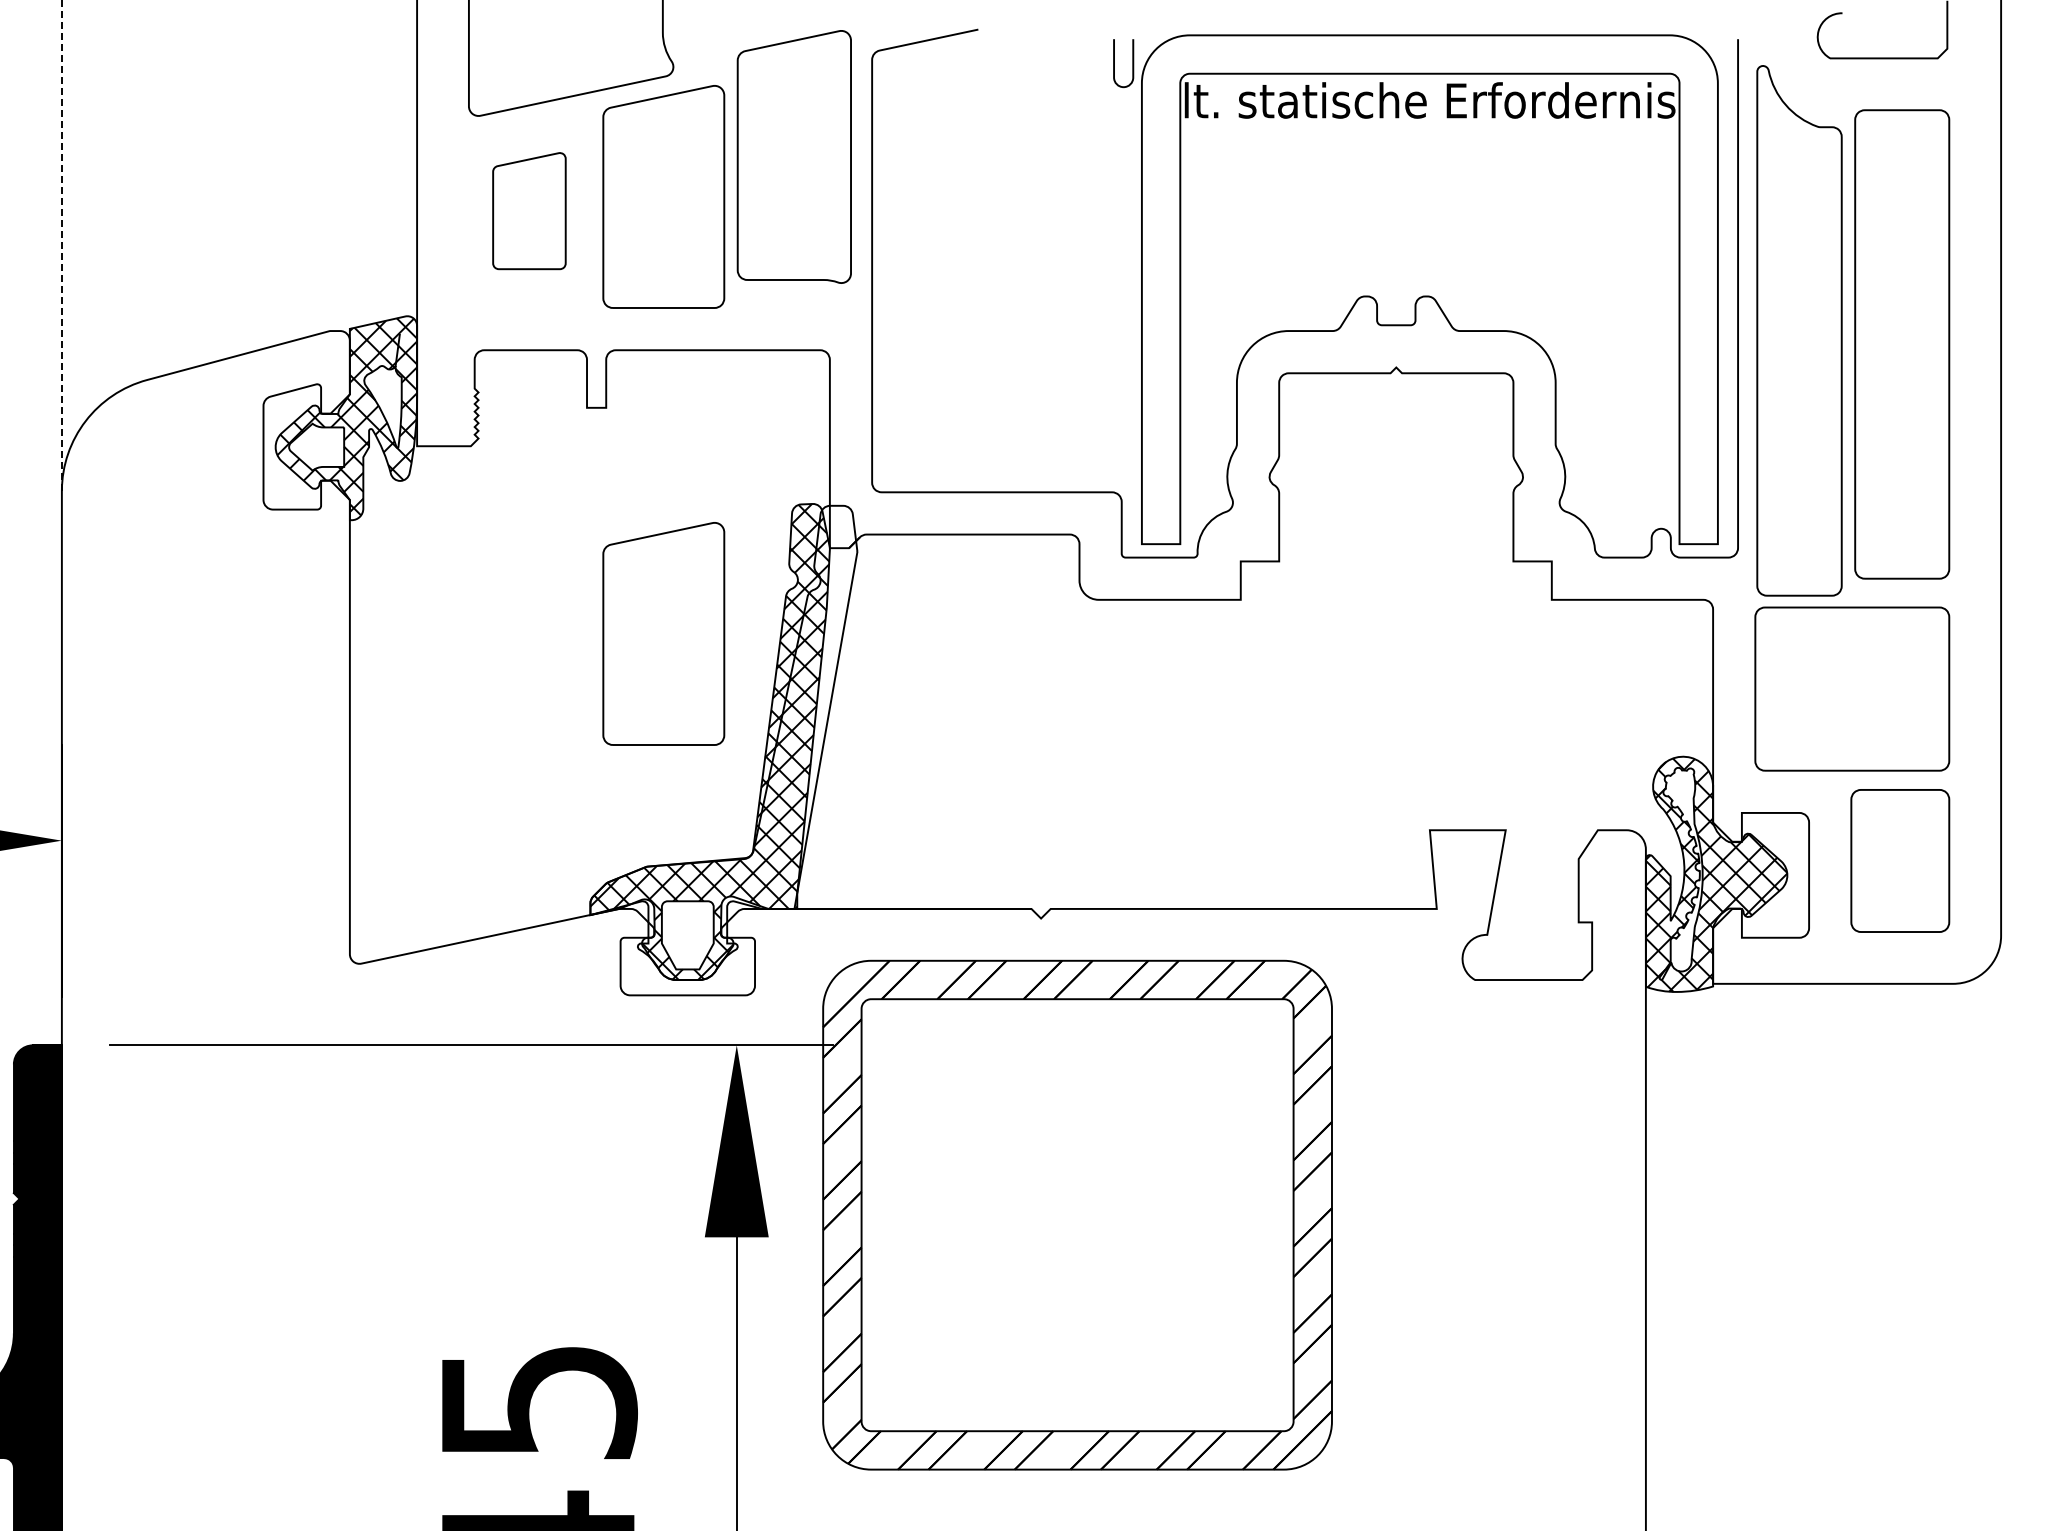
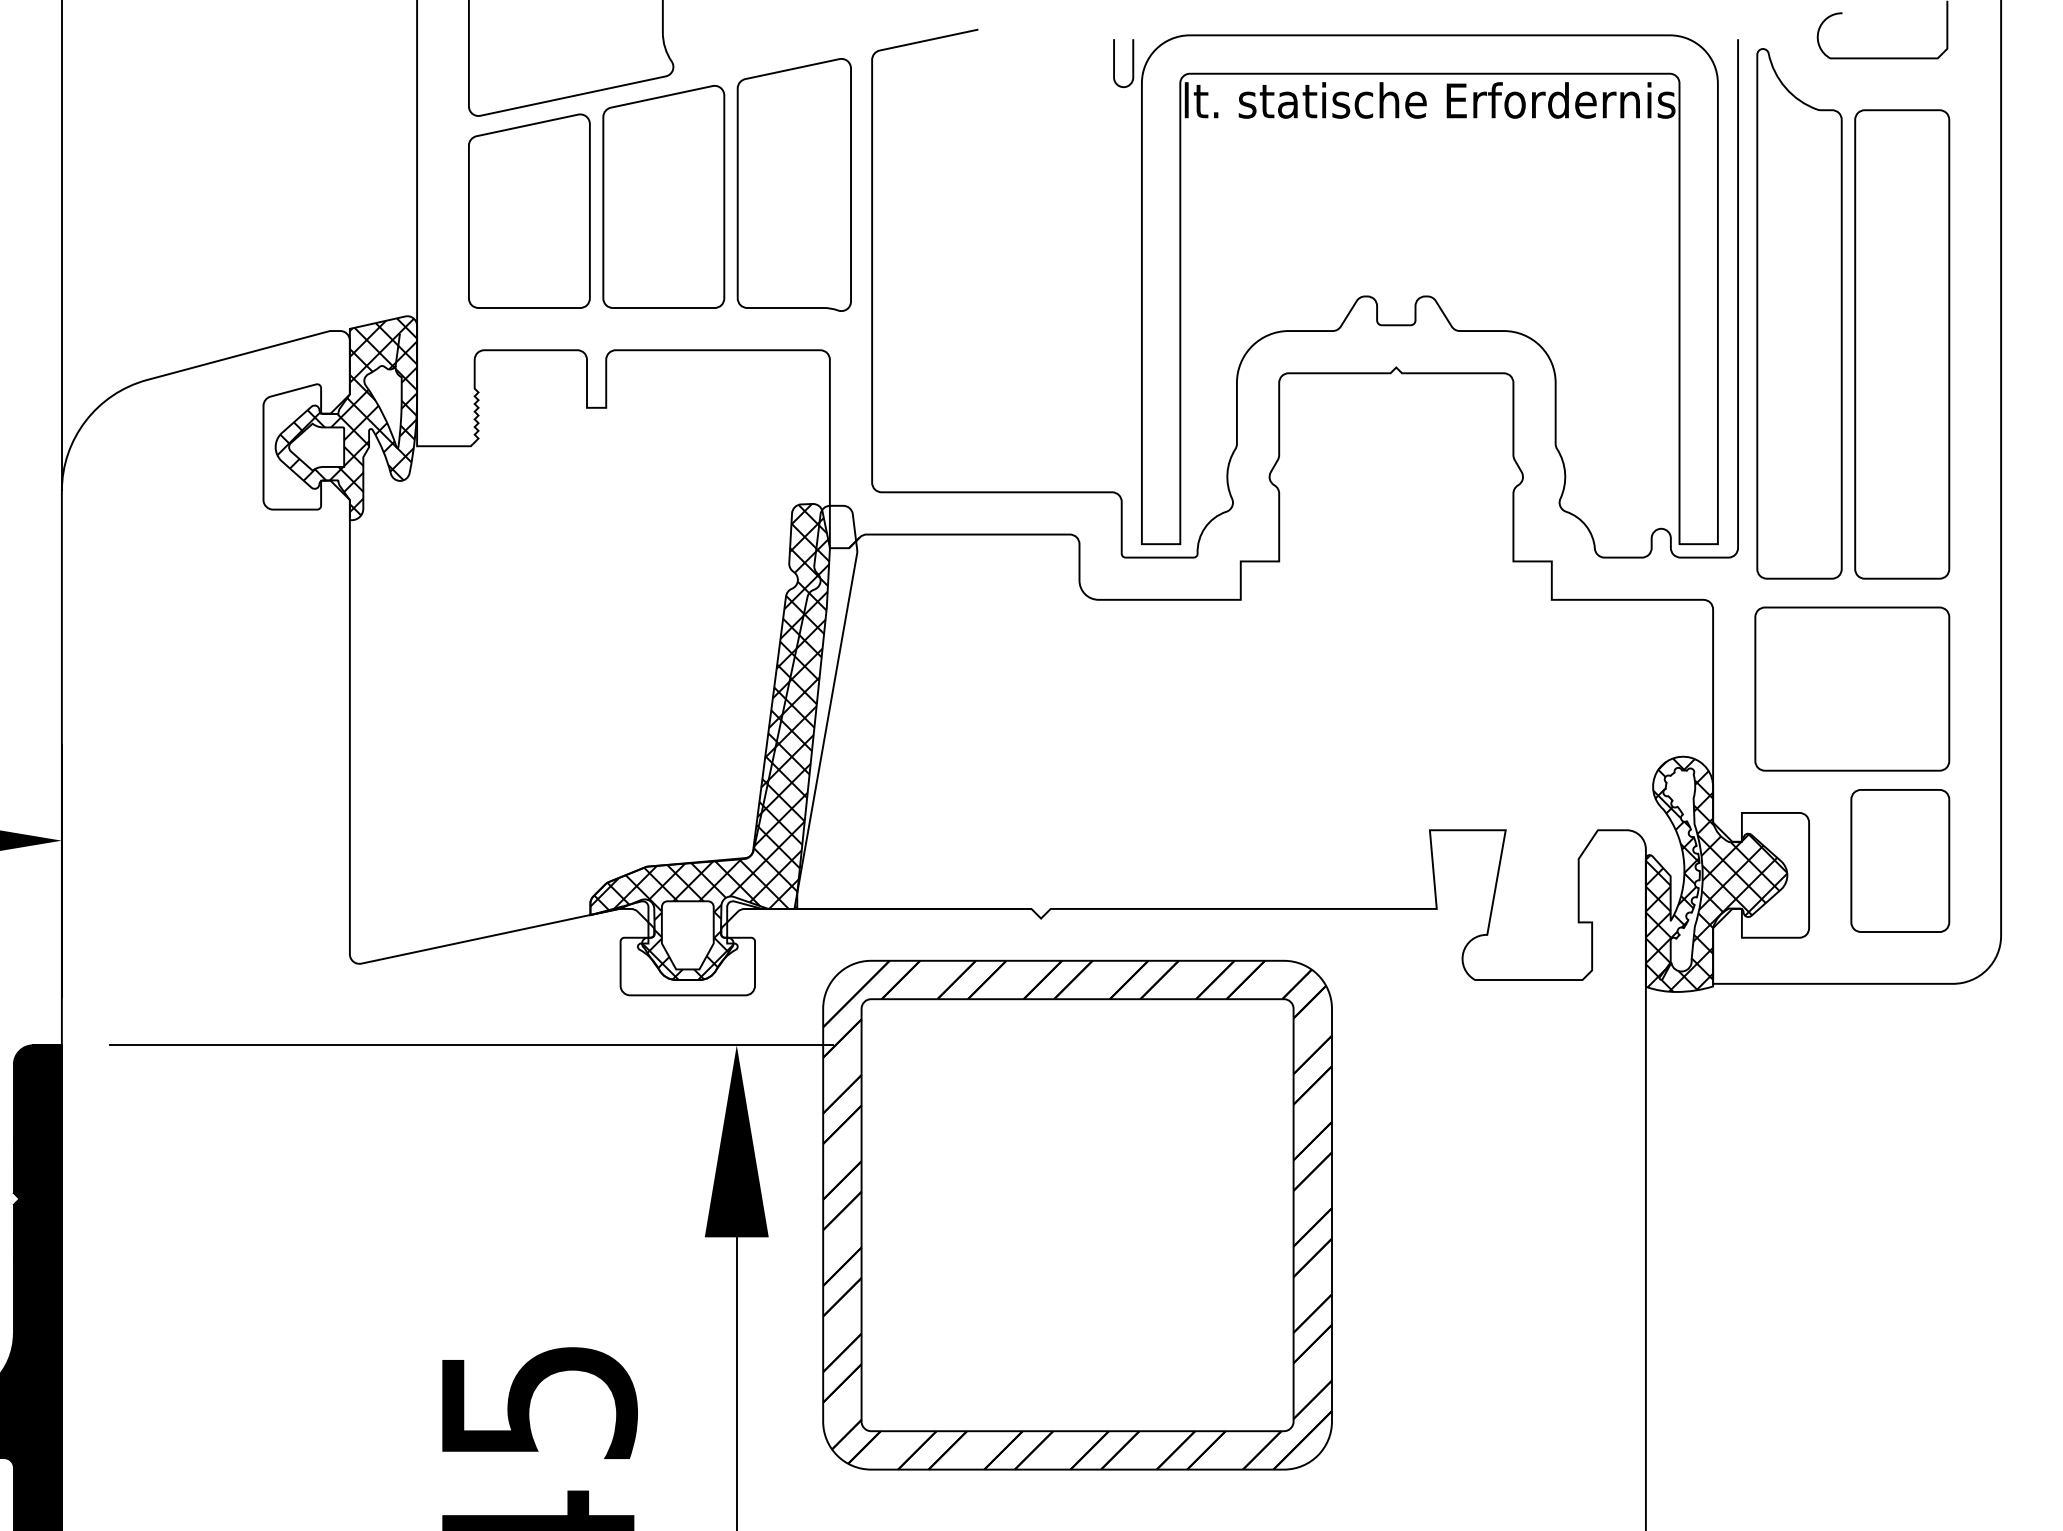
part position: (793, 156) -> (793, 184) (793, 184)
part size: 75x119 px -> 123x196 px (529, 210)
line: dashed -> solid (61, 245)
part position: (1799, 330) -> (1799, 313) (1799, 313)
part: present -> none (663, 633)
